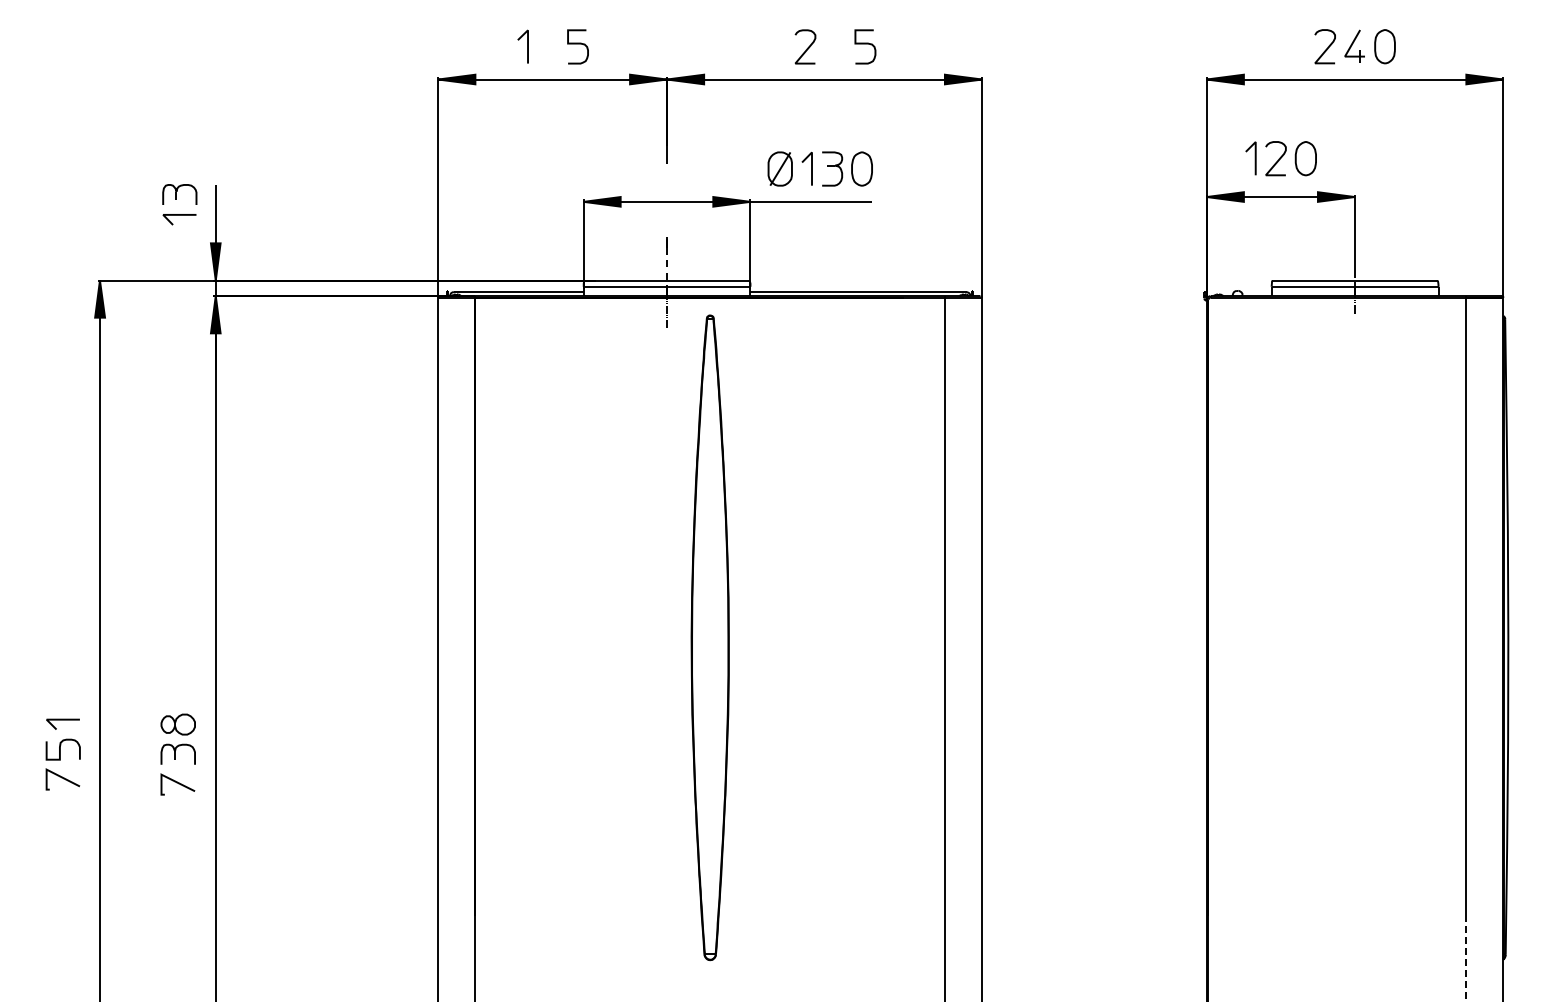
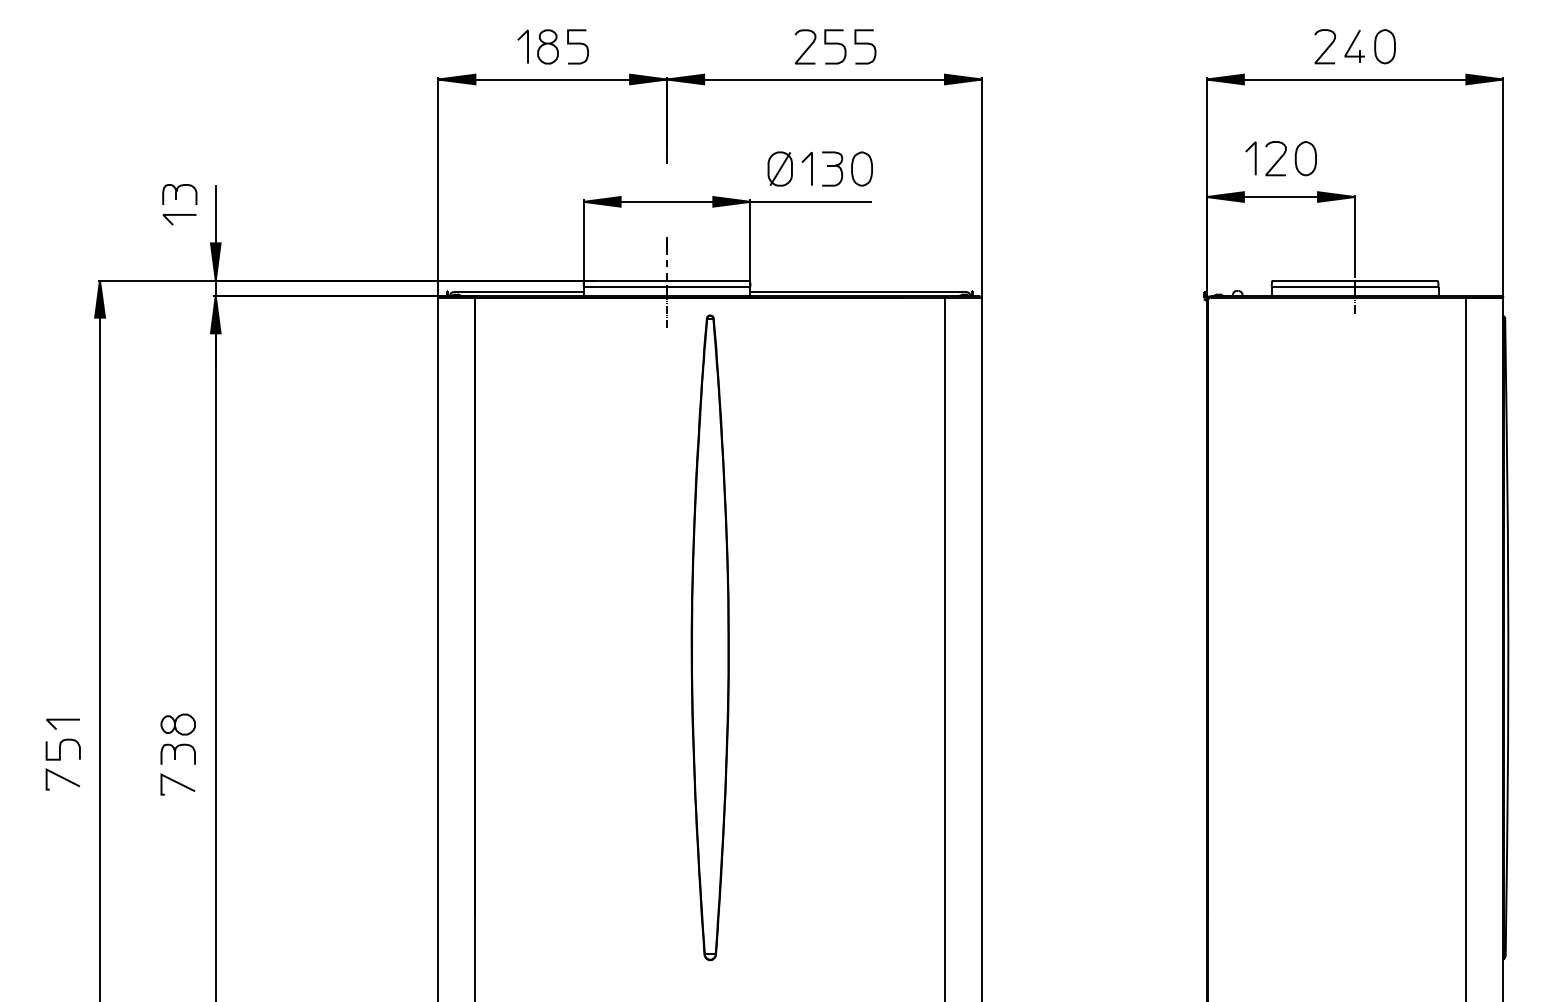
curve: none -> present (835, 44)
part: none -> present (547, 46)
line: dashed -> solid (1466, 958)
